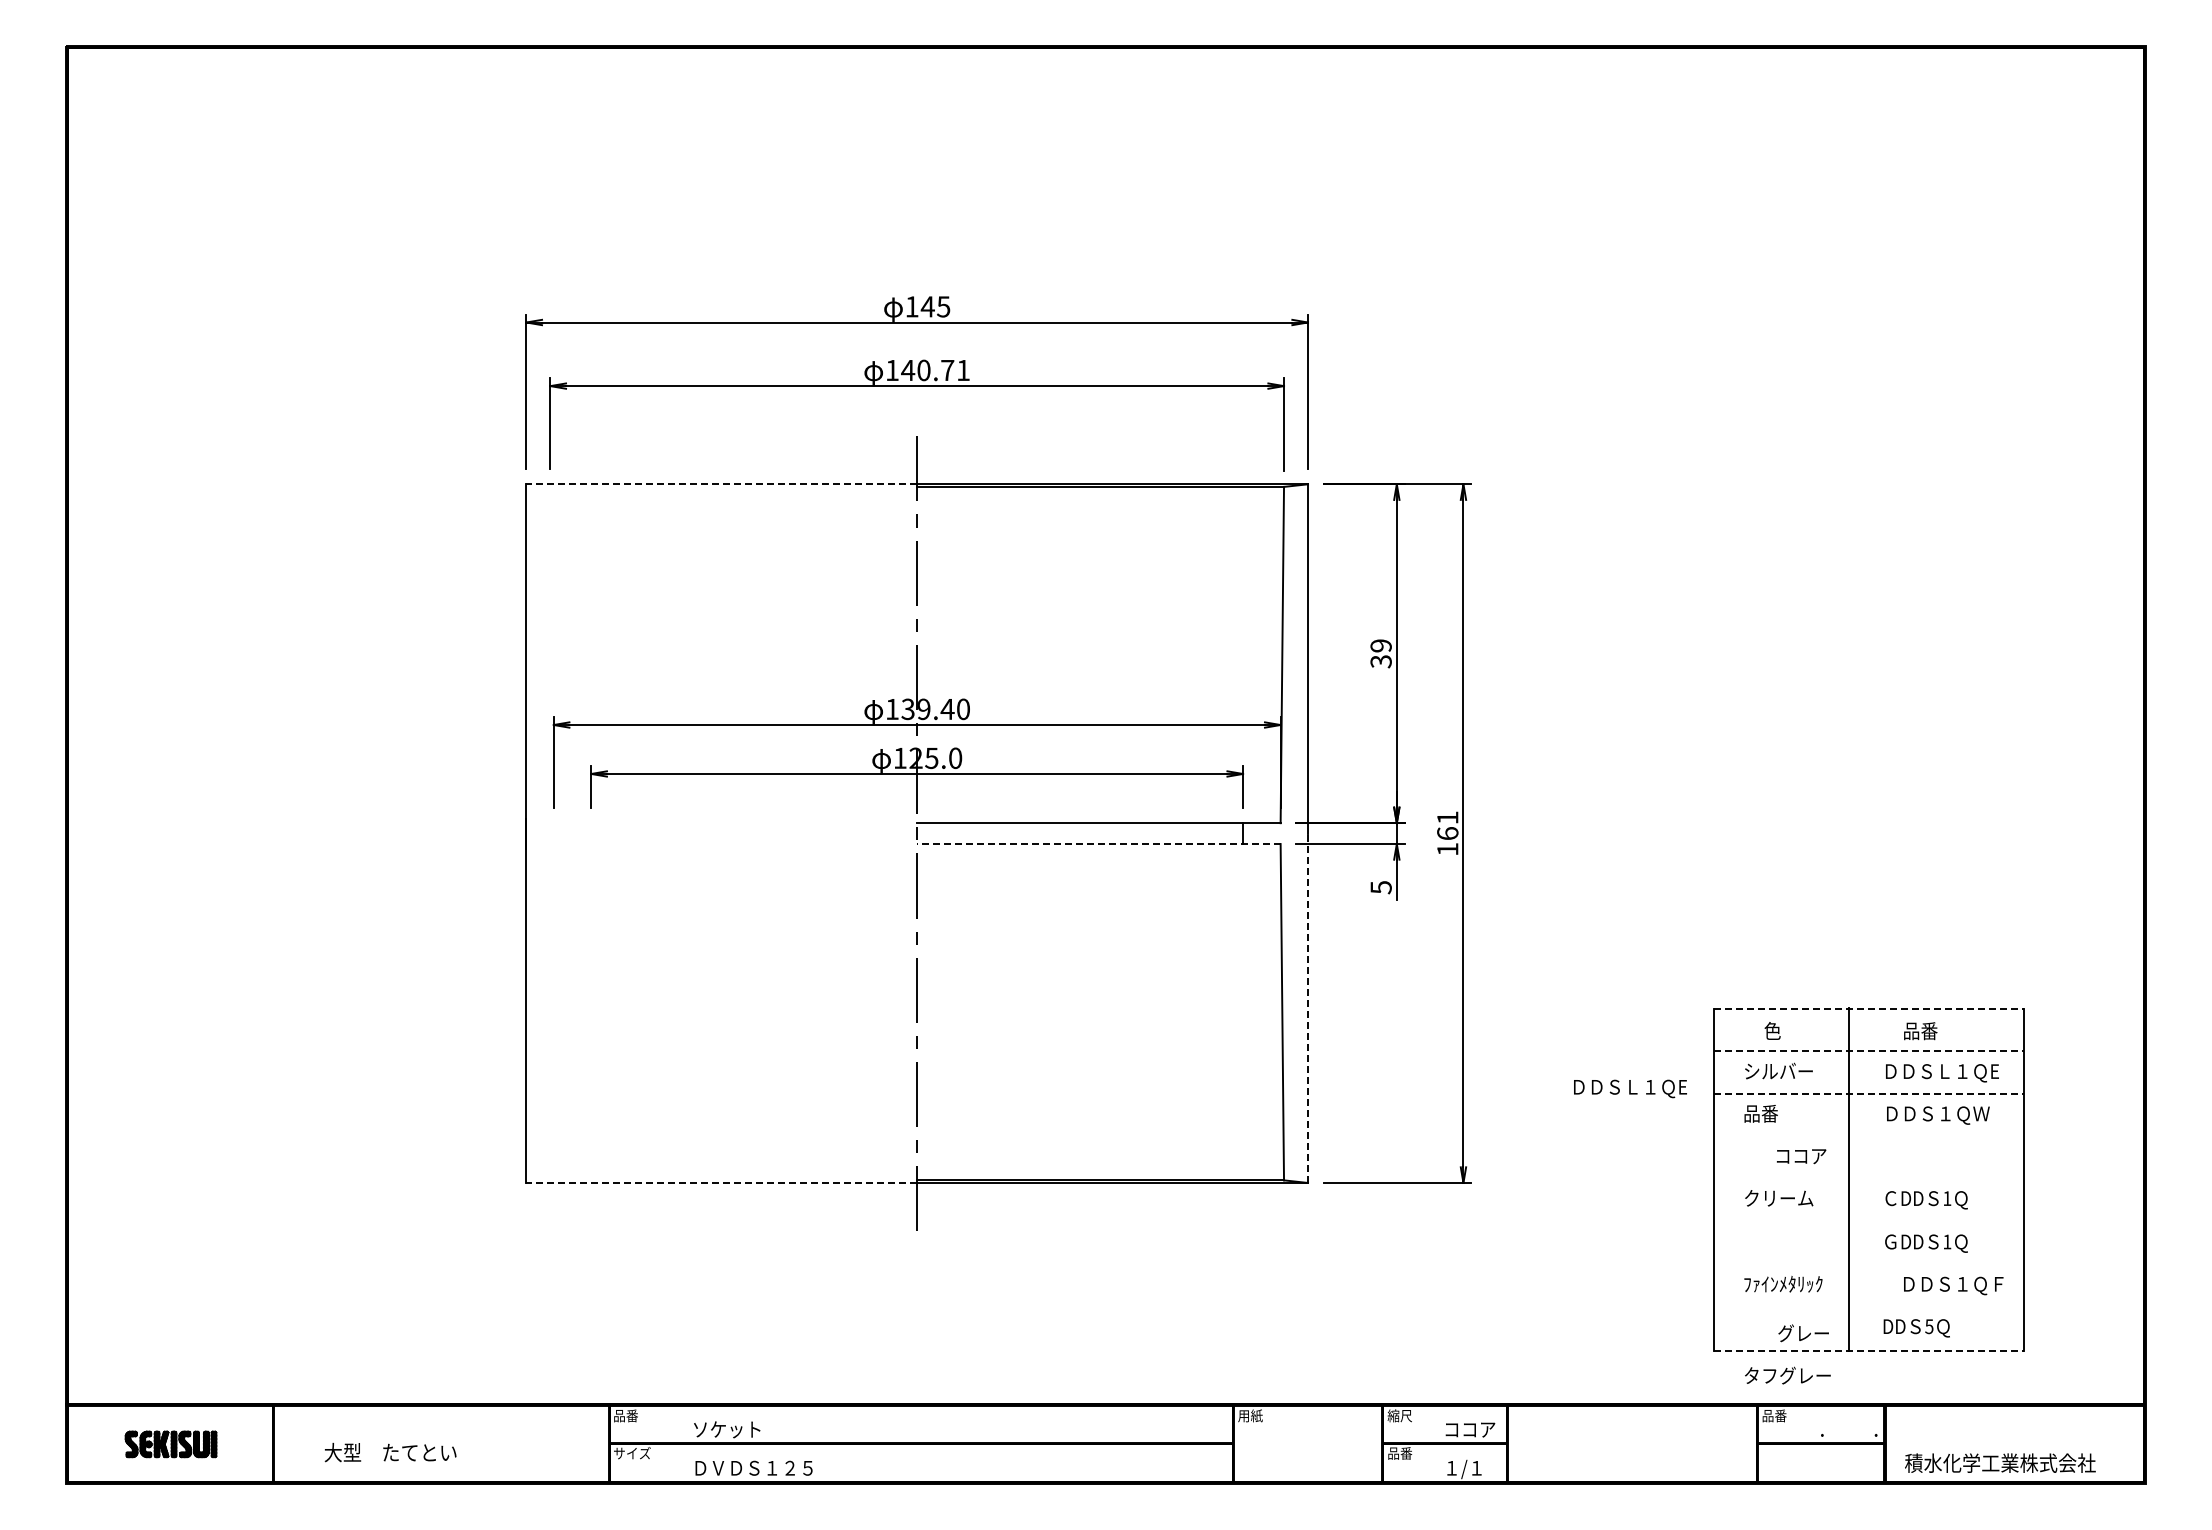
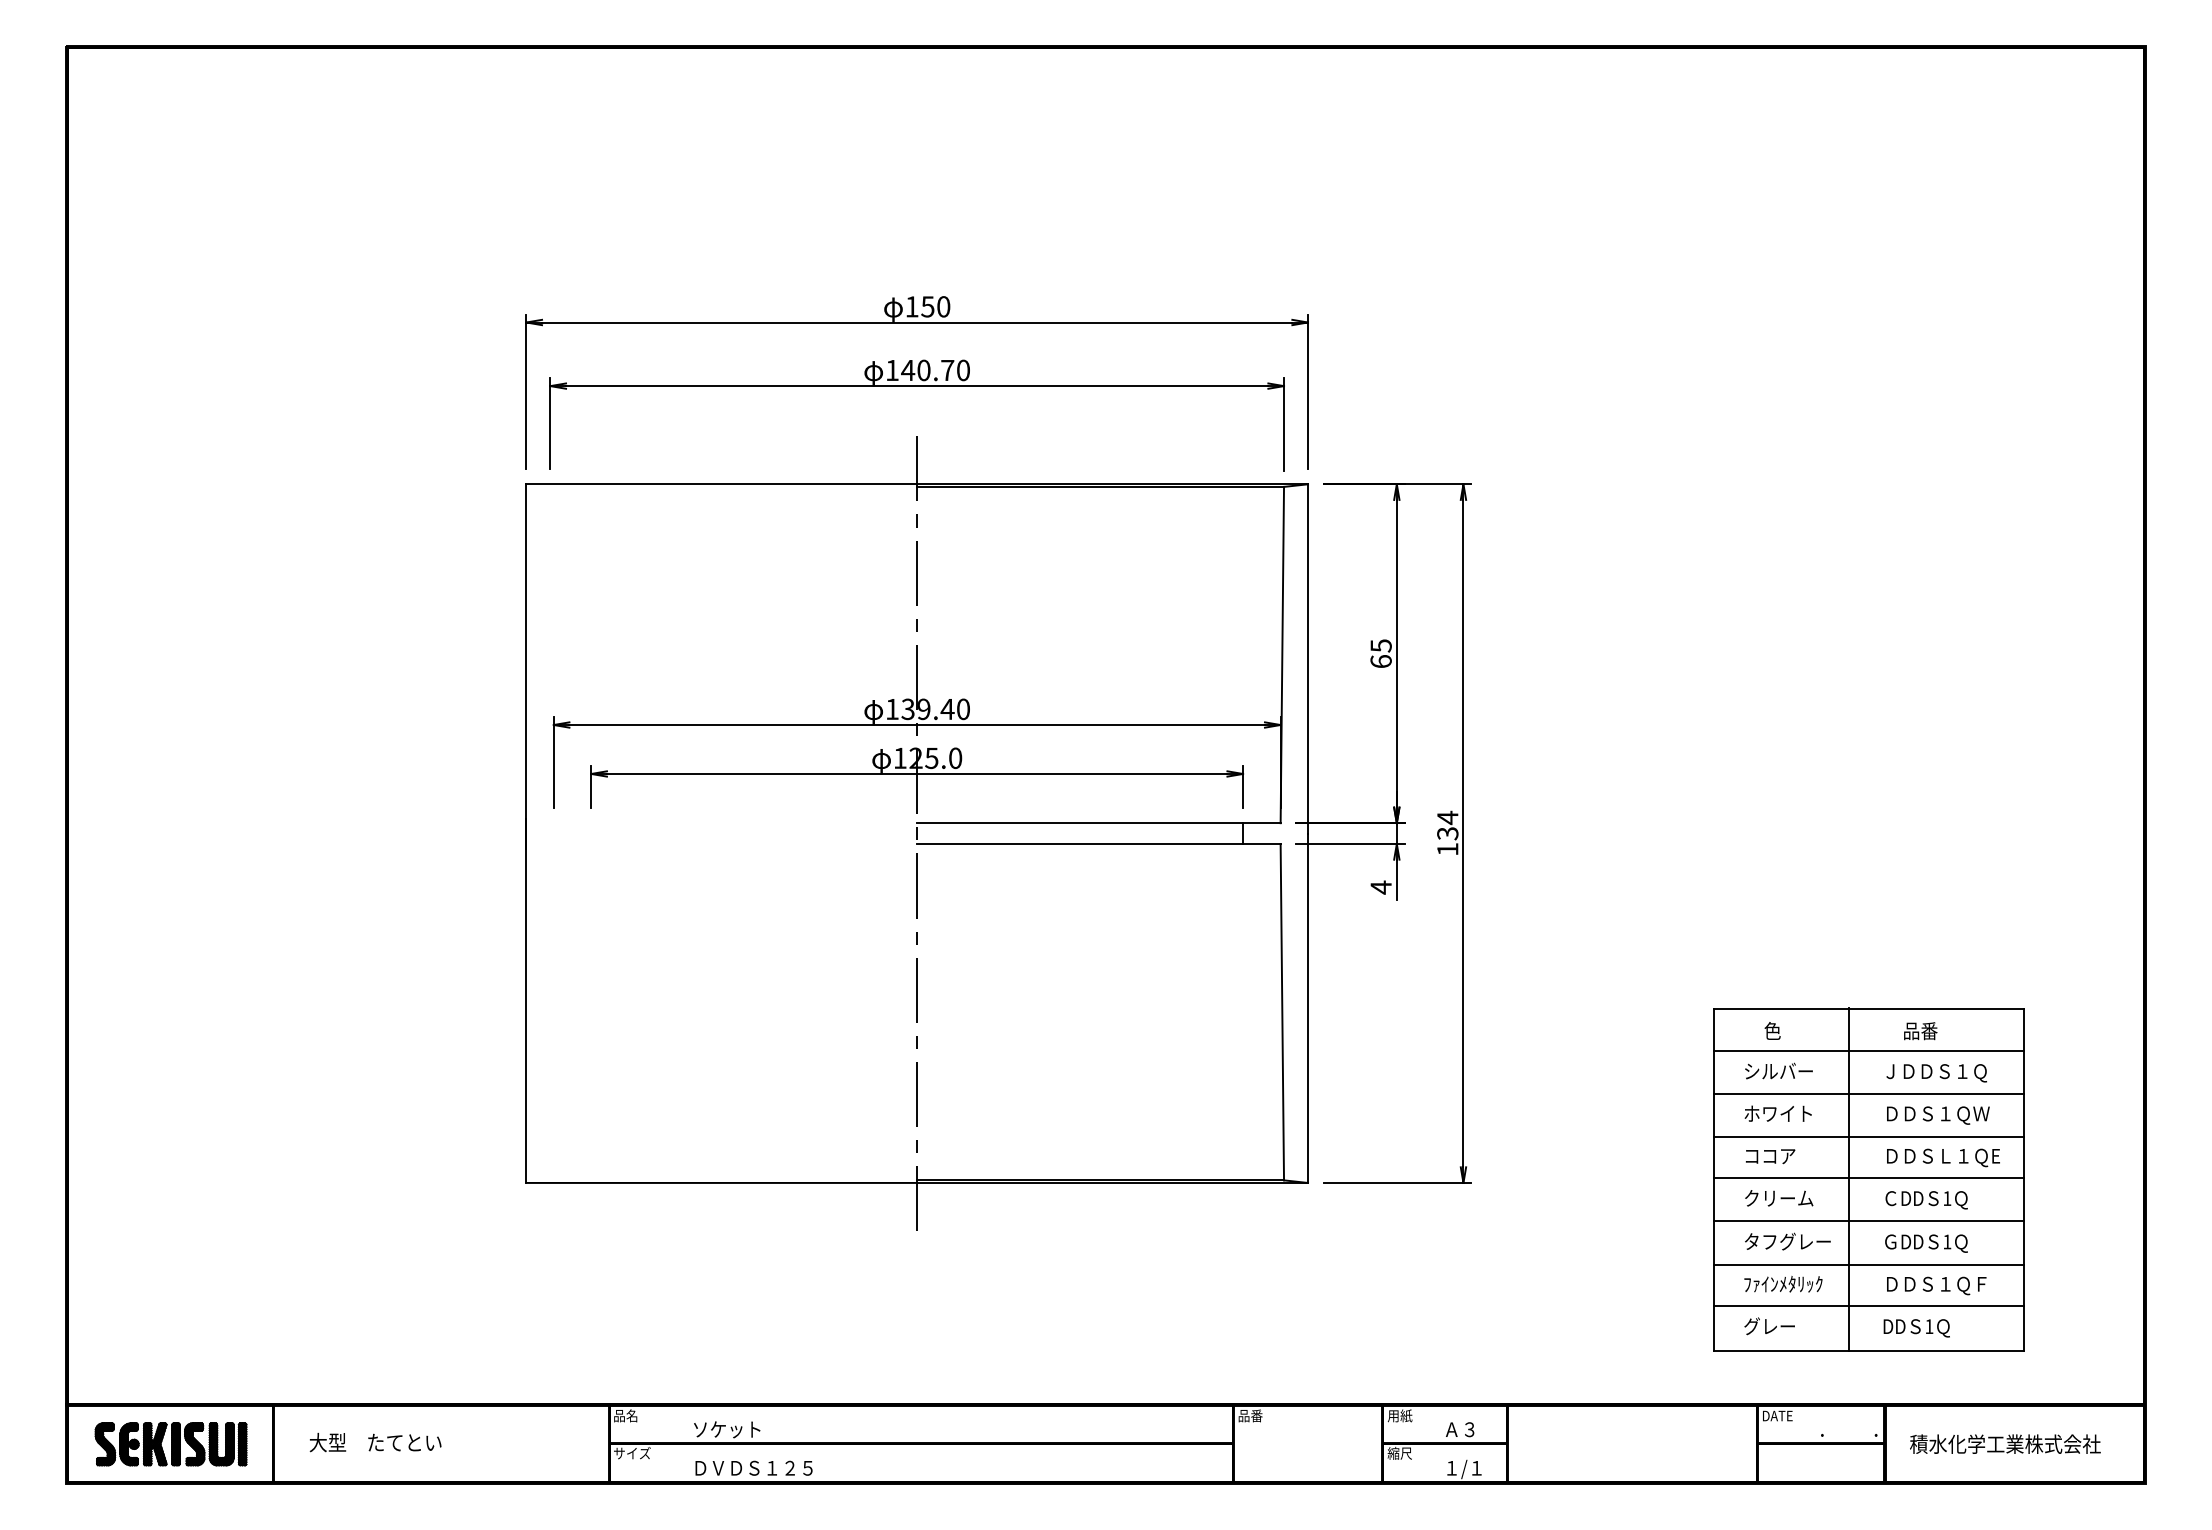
text: 145 -> 150 (935, 306)
text: 140.71 -> 140.70 (963, 370)
line: dashed -> solid (721, 484)
text: 39 -> 65 (1380, 653)
text: 161 -> 134 (1447, 825)
line: dashed -> solid (1098, 844)
text: 5 -> 4 (1380, 887)
line: dashed -> solid (1308, 1008)
line: dashed -> solid (1869, 1009)
line: dashed -> solid (1869, 1050)
text: ＤＤＳＬ１ＱE -> ＪＤＤＳ１Ｑ (1942, 1071)
text position: (1630, 1088) -> (1943, 1157) (1943, 1157)
line: dashed -> solid (1869, 1094)
text: 品番 -> ホワイト (1777, 1113)
line: none -> present (1868, 1136)
text position: (1801, 1156) -> (1770, 1156) (1770, 1156)
line: none -> present (1868, 1177)
line: dashed -> solid (721, 1182)
line: none -> present (1868, 1221)
line: none -> present (1868, 1264)
text position: (1953, 1285) -> (1936, 1285) (1936, 1285)
line: none -> present (1868, 1305)
text: 5 -> 1 (1929, 1326)
text position: (1803, 1333) -> (1769, 1326) (1769, 1326)
line: dashed -> solid (1869, 1351)
text position: (1787, 1375) -> (1787, 1241) (1787, 1241)
text: 品番 -> 品名 (631, 1415)
text: 用紙 -> 品番 (1250, 1415)
text: 縮尺 -> 用紙 (1399, 1415)
text: 品番 -> DATE (1777, 1415)
text: ココア -> Ａ３ (1470, 1429)
part size: 94x29 px -> 154x45 px (170, 1444)
text position: (390, 1452) -> (375, 1442) (375, 1442)
text: 品番 -> 縮尺 (1399, 1452)
text position: (2000, 1462) -> (2005, 1443) (2005, 1443)
